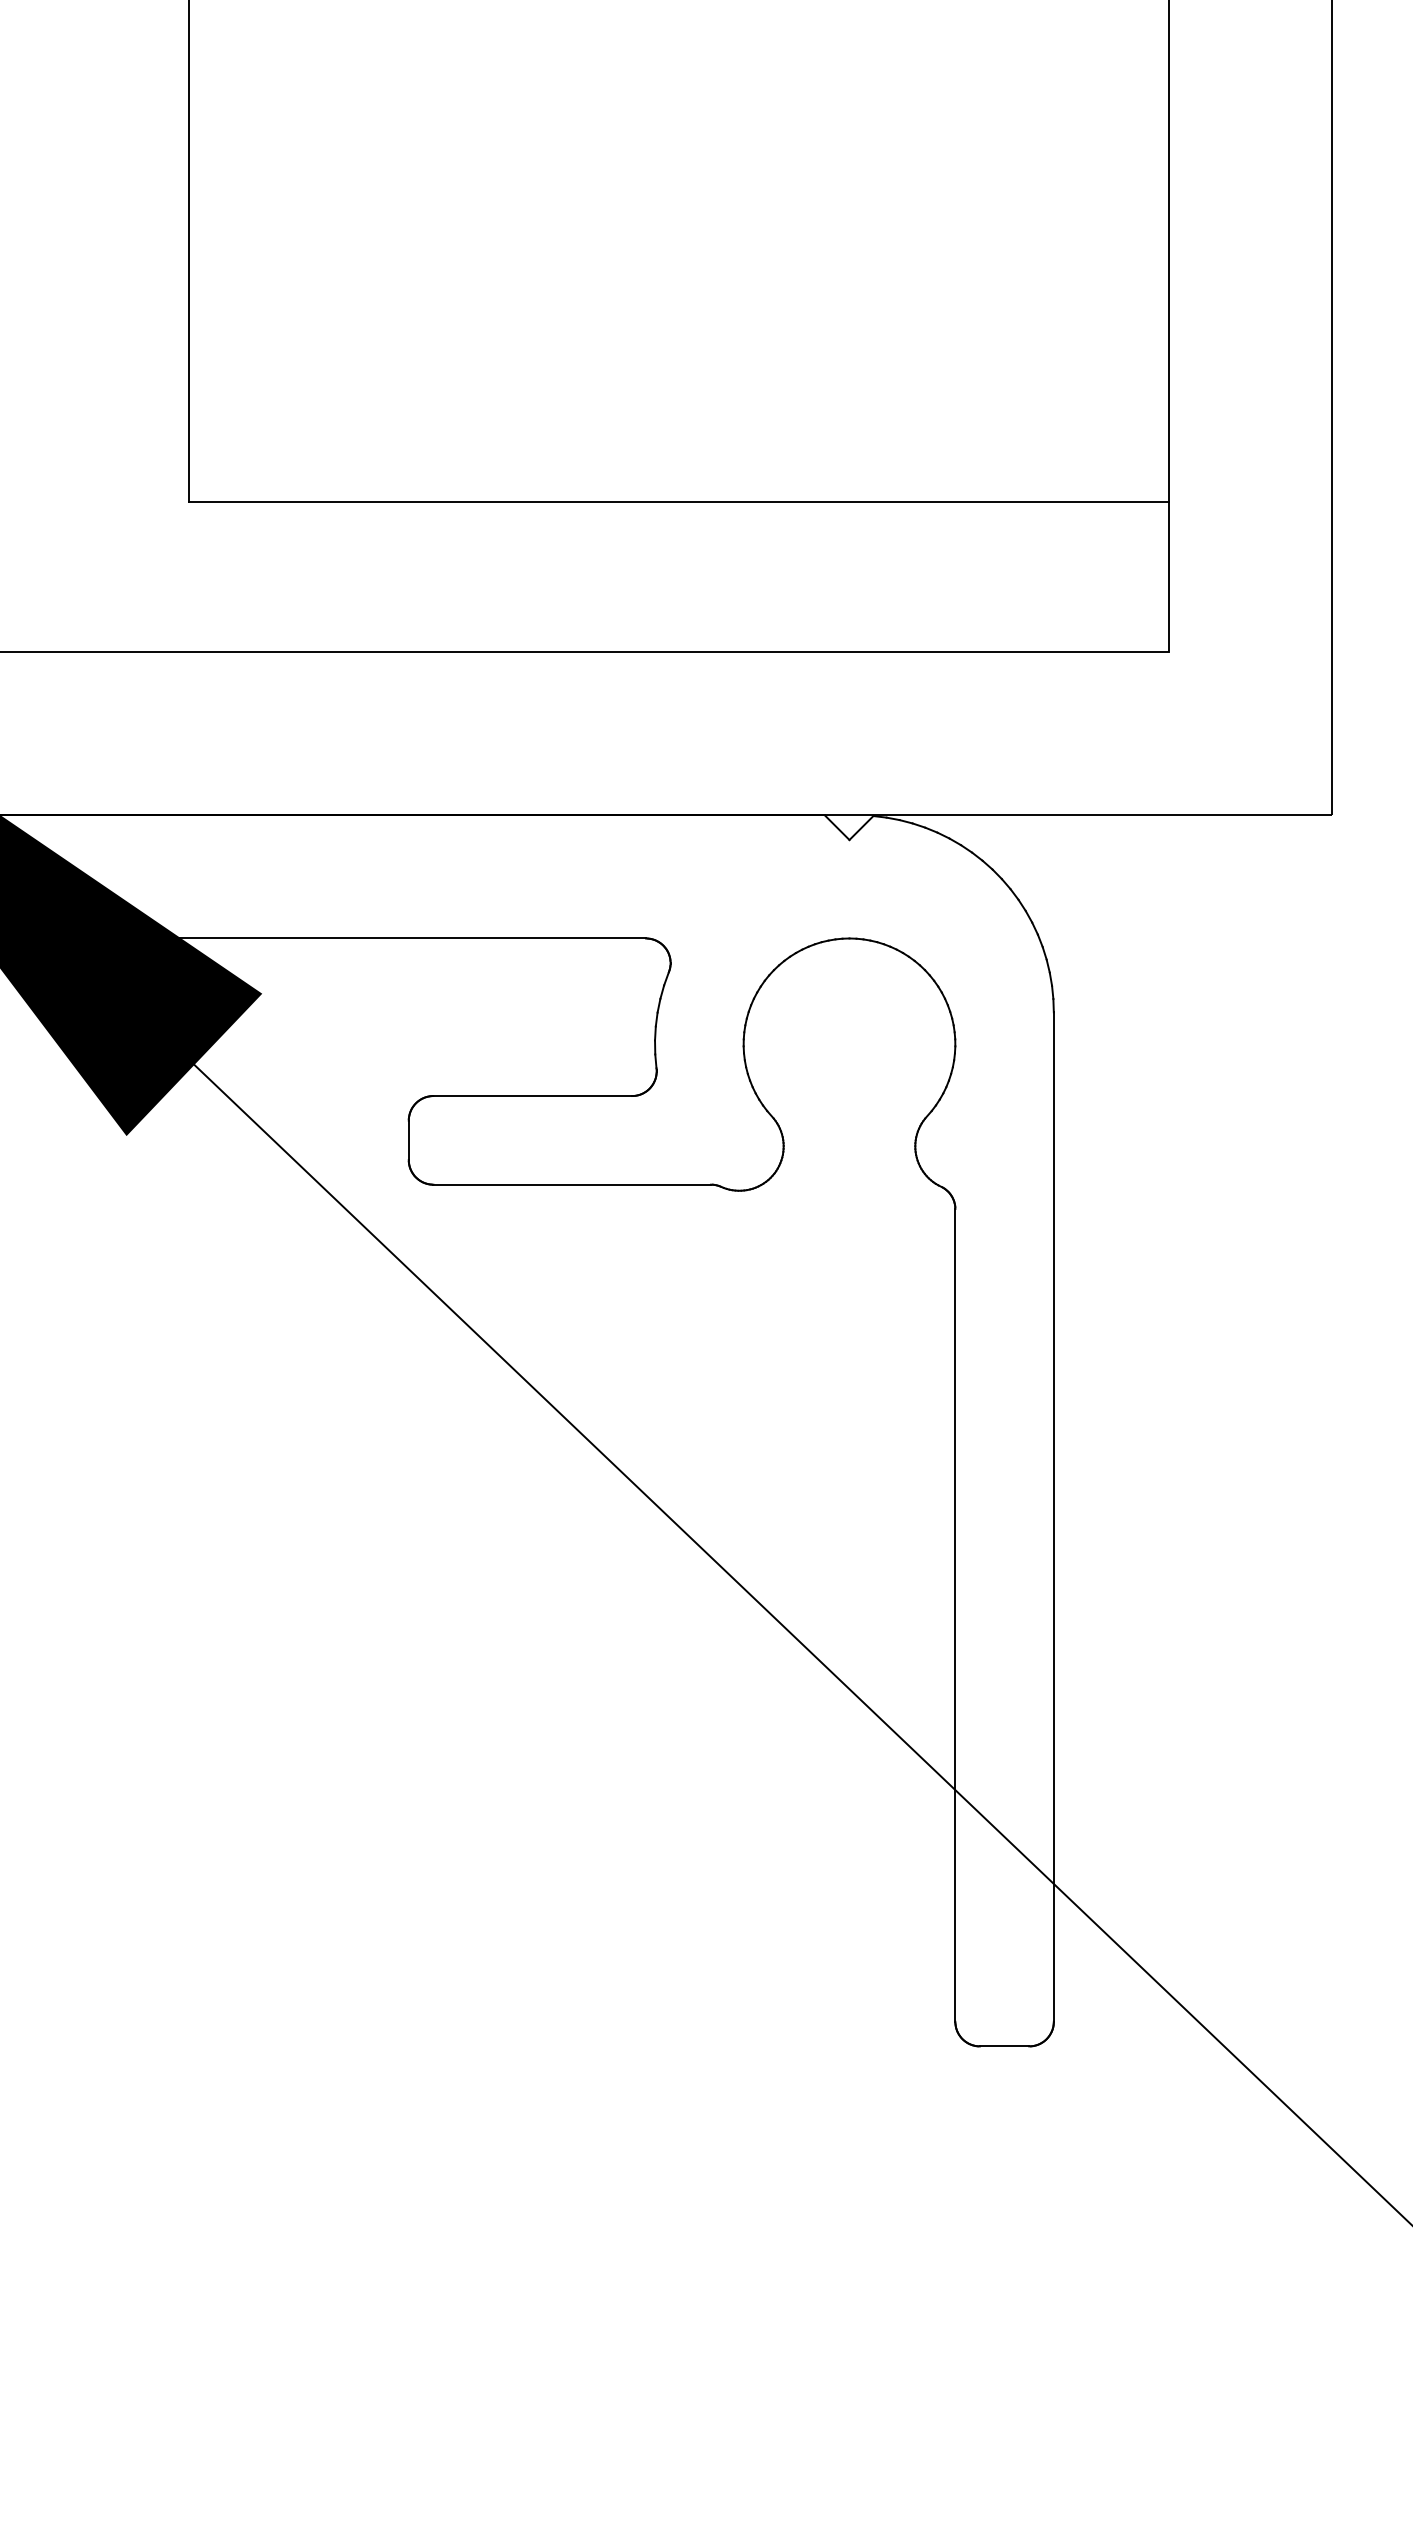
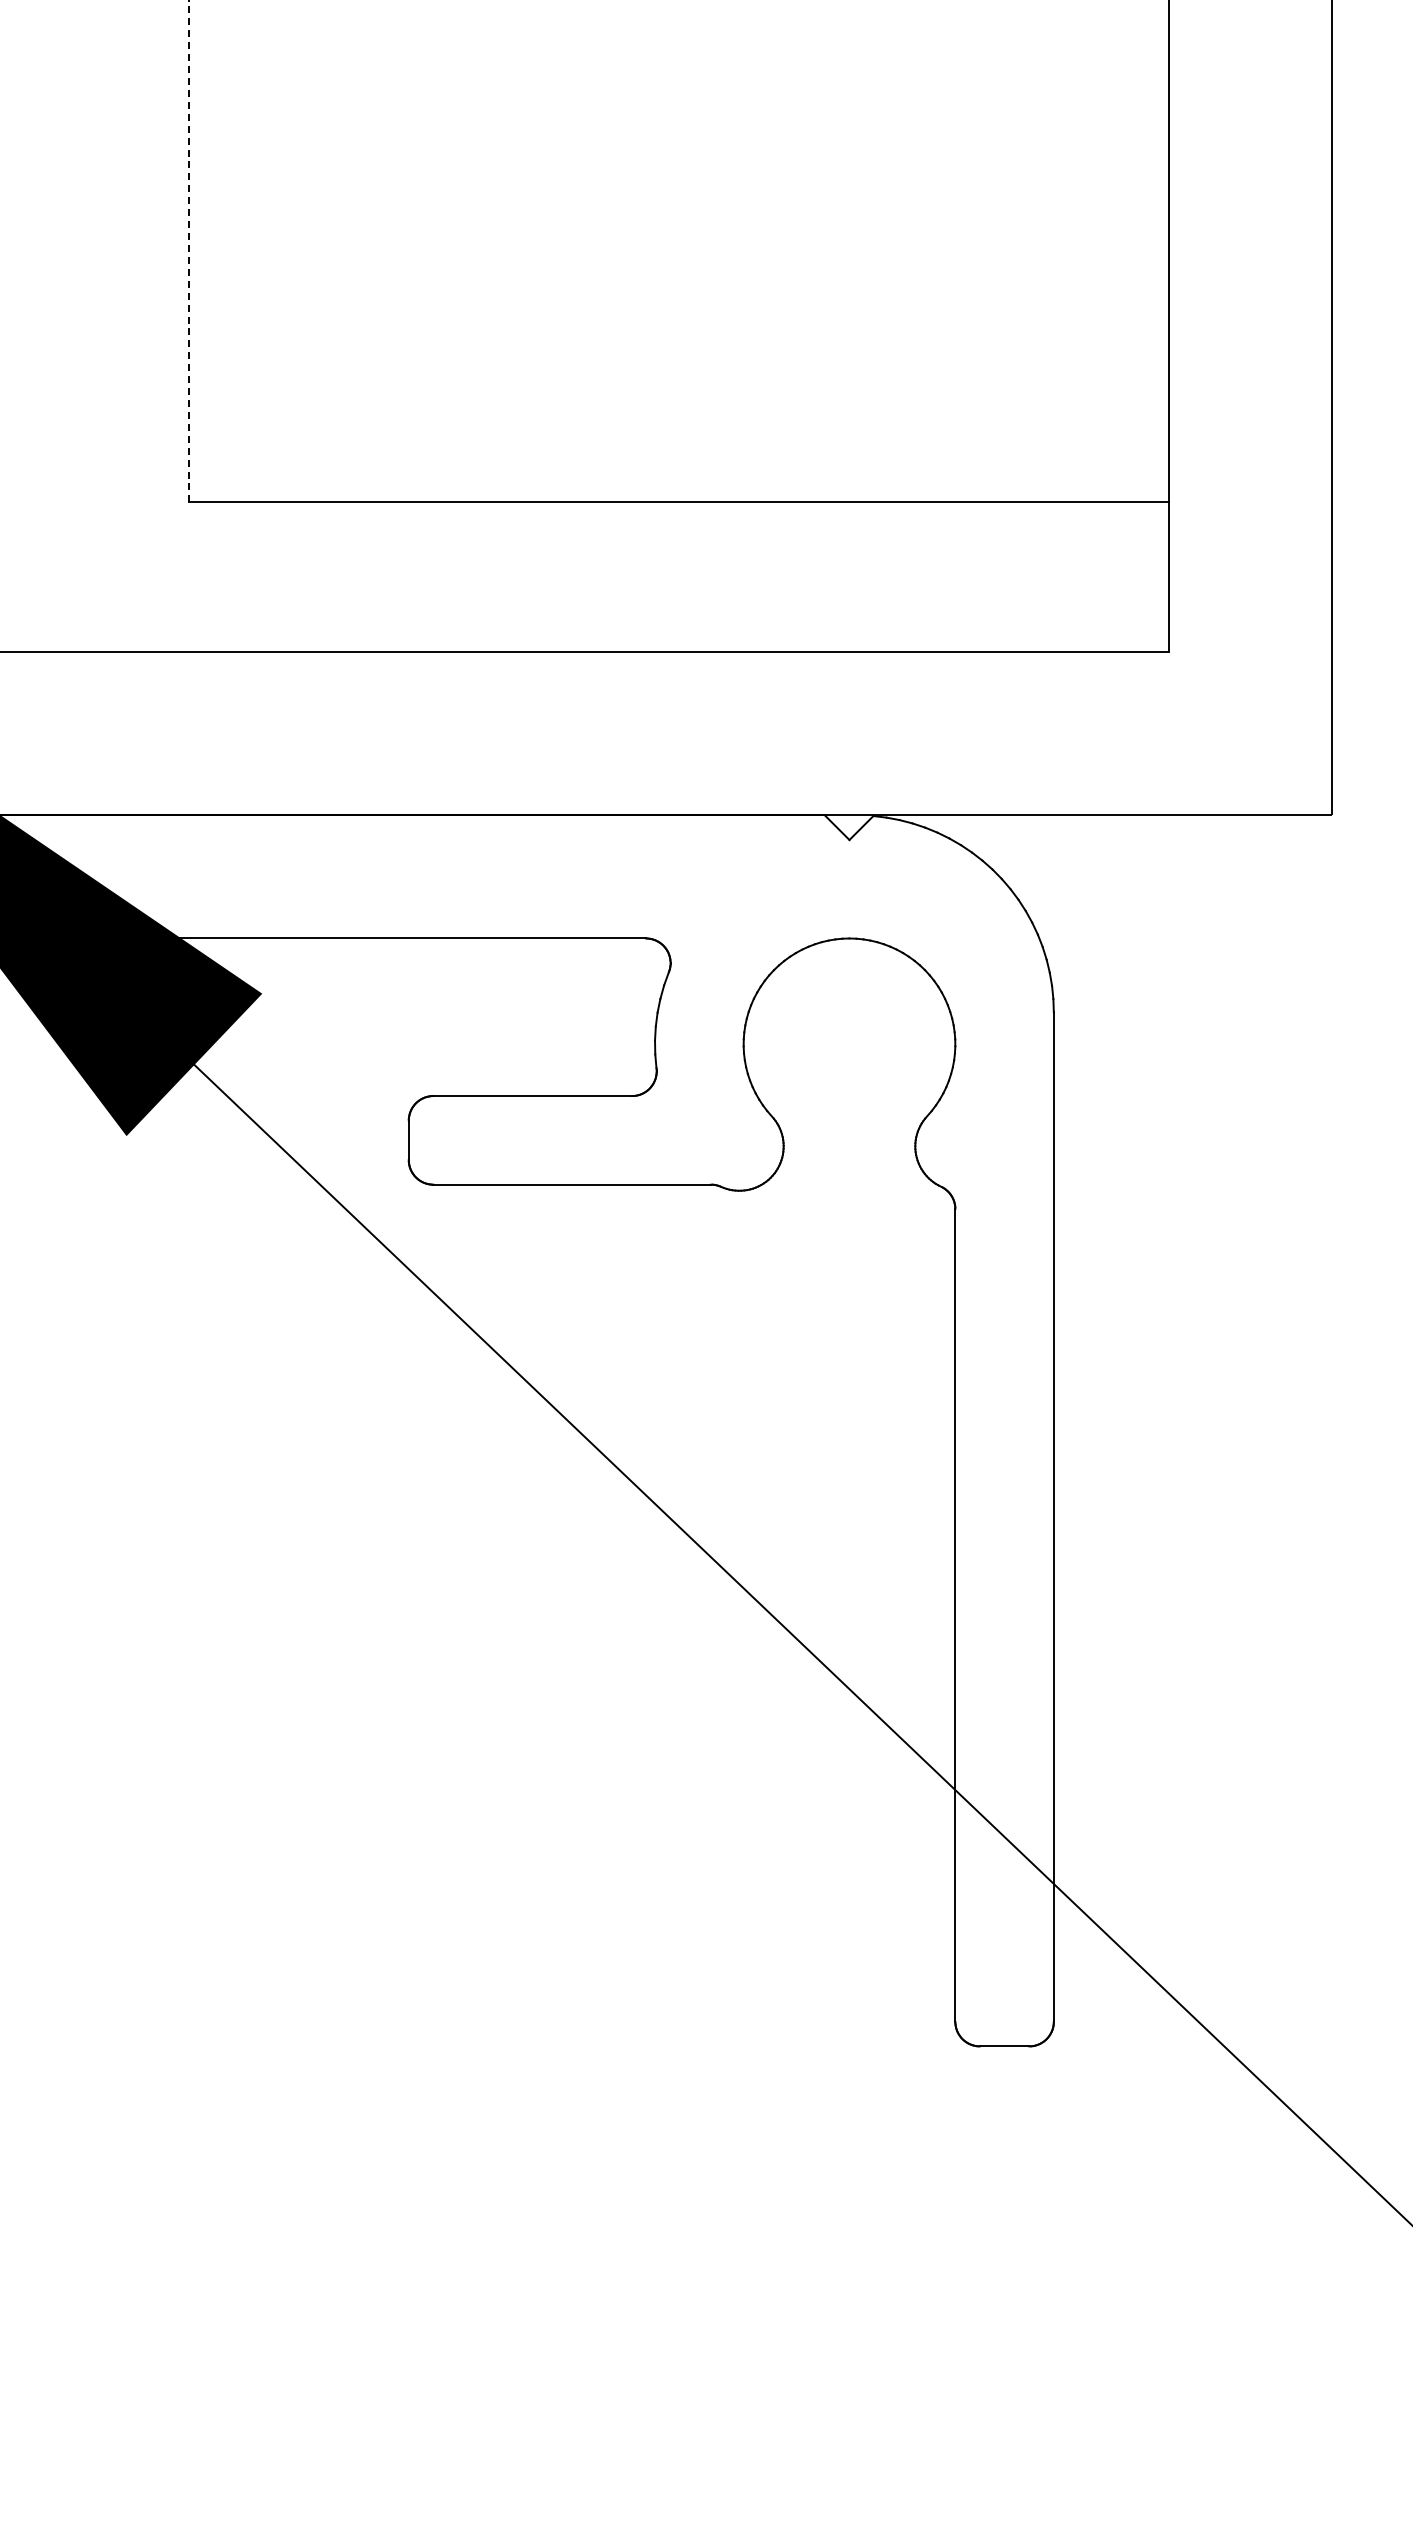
line: solid -> dashed (188, 251)
